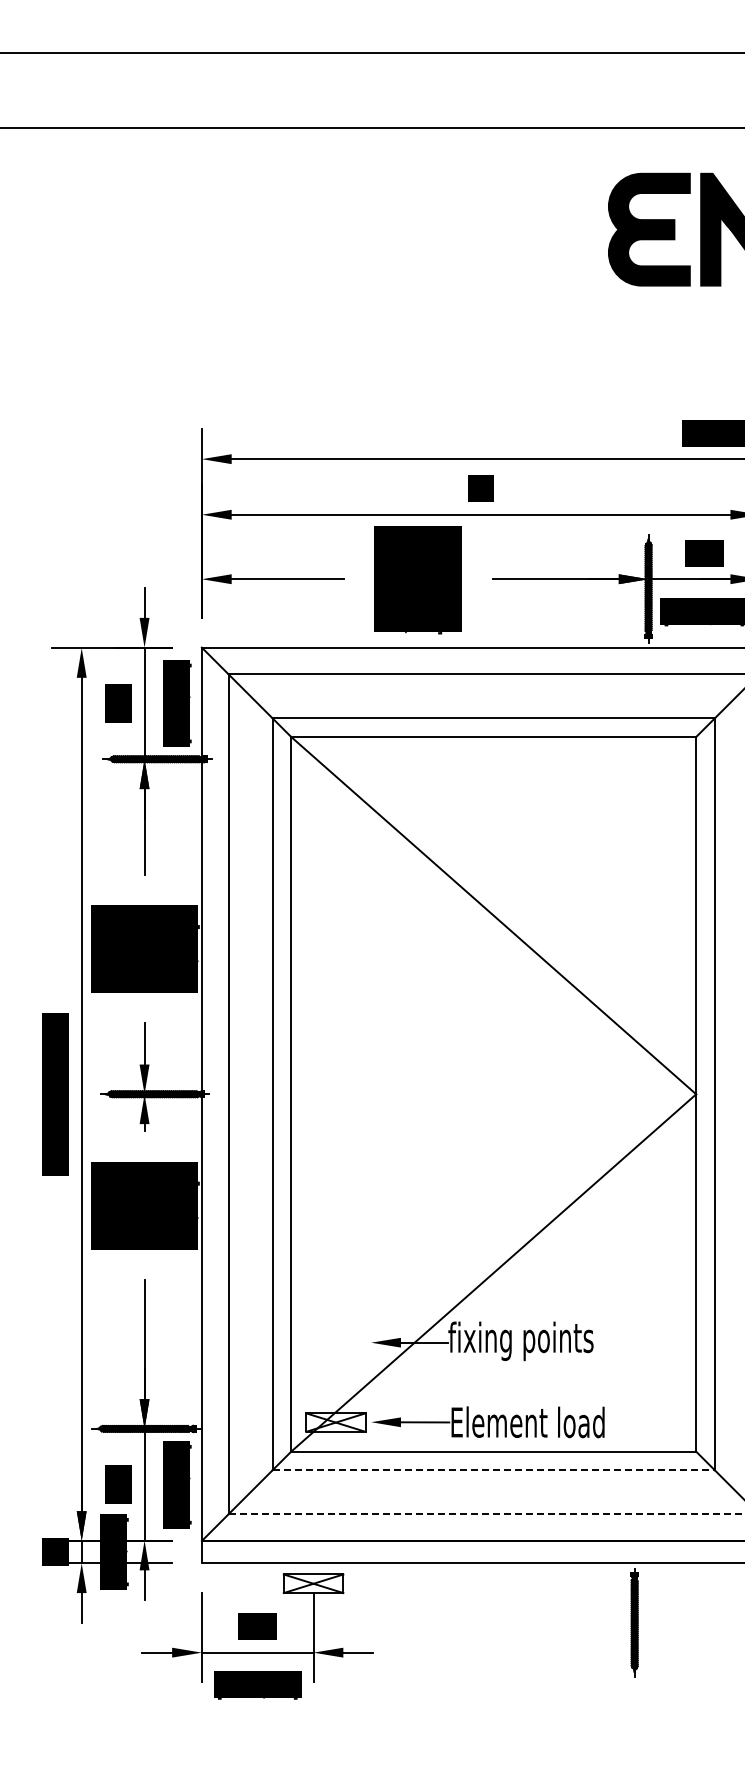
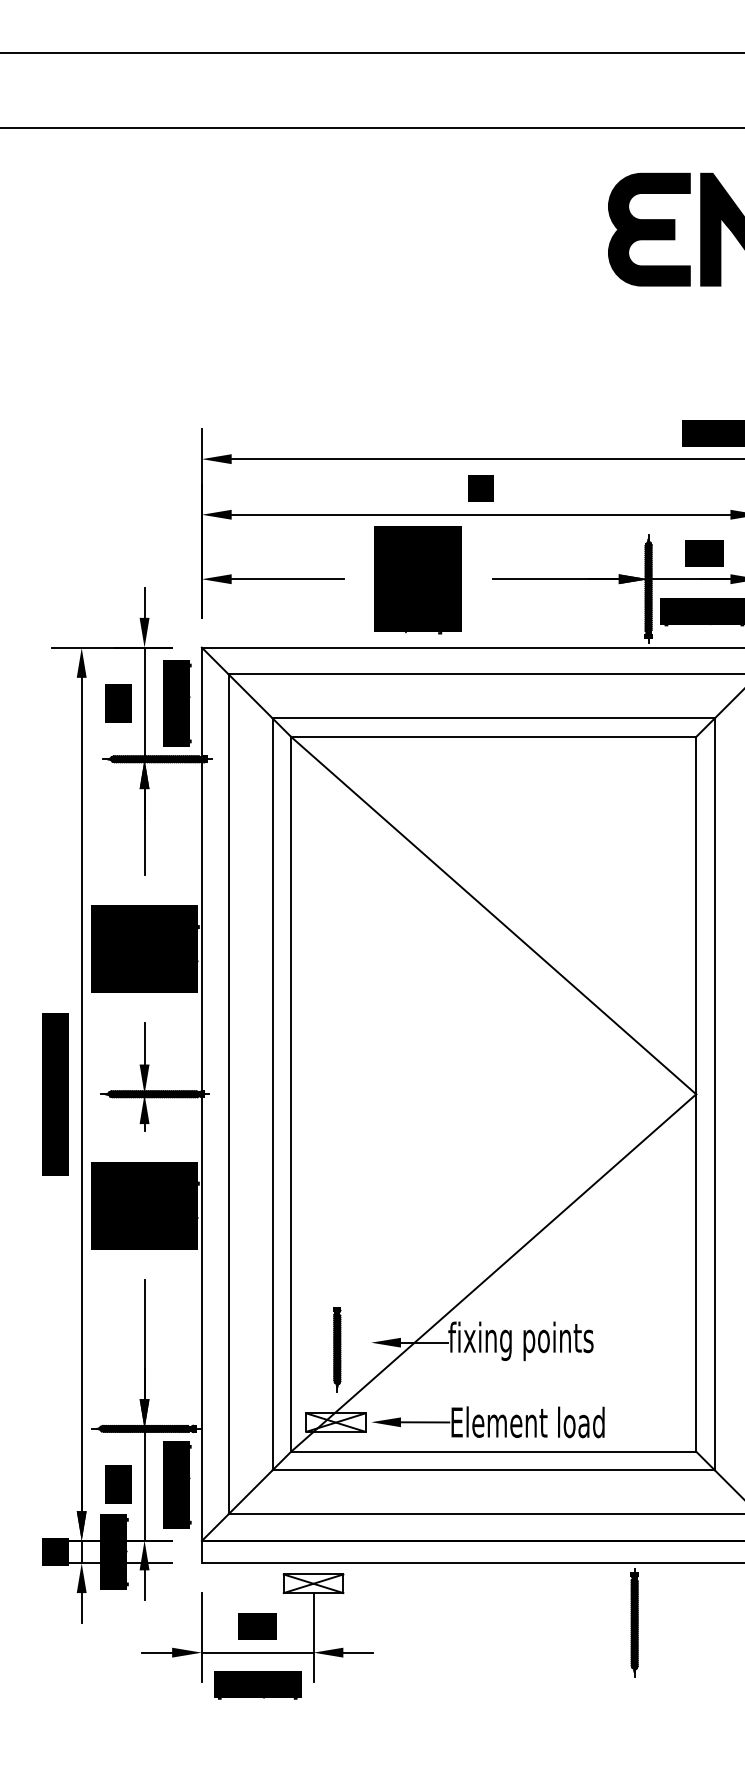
part: none -> present (337, 1349)
line: dashed -> solid (494, 1470)
line: dashed -> solid (487, 1514)
